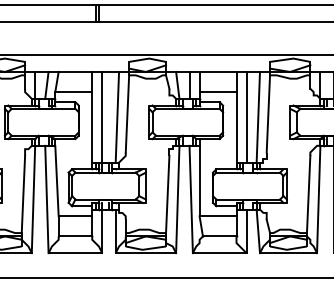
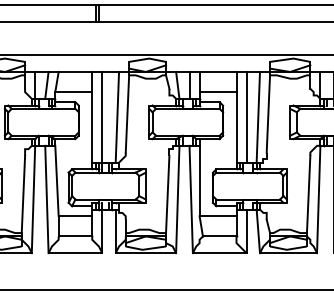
line position: (166, 278) -> (166, 290) (166, 290)
